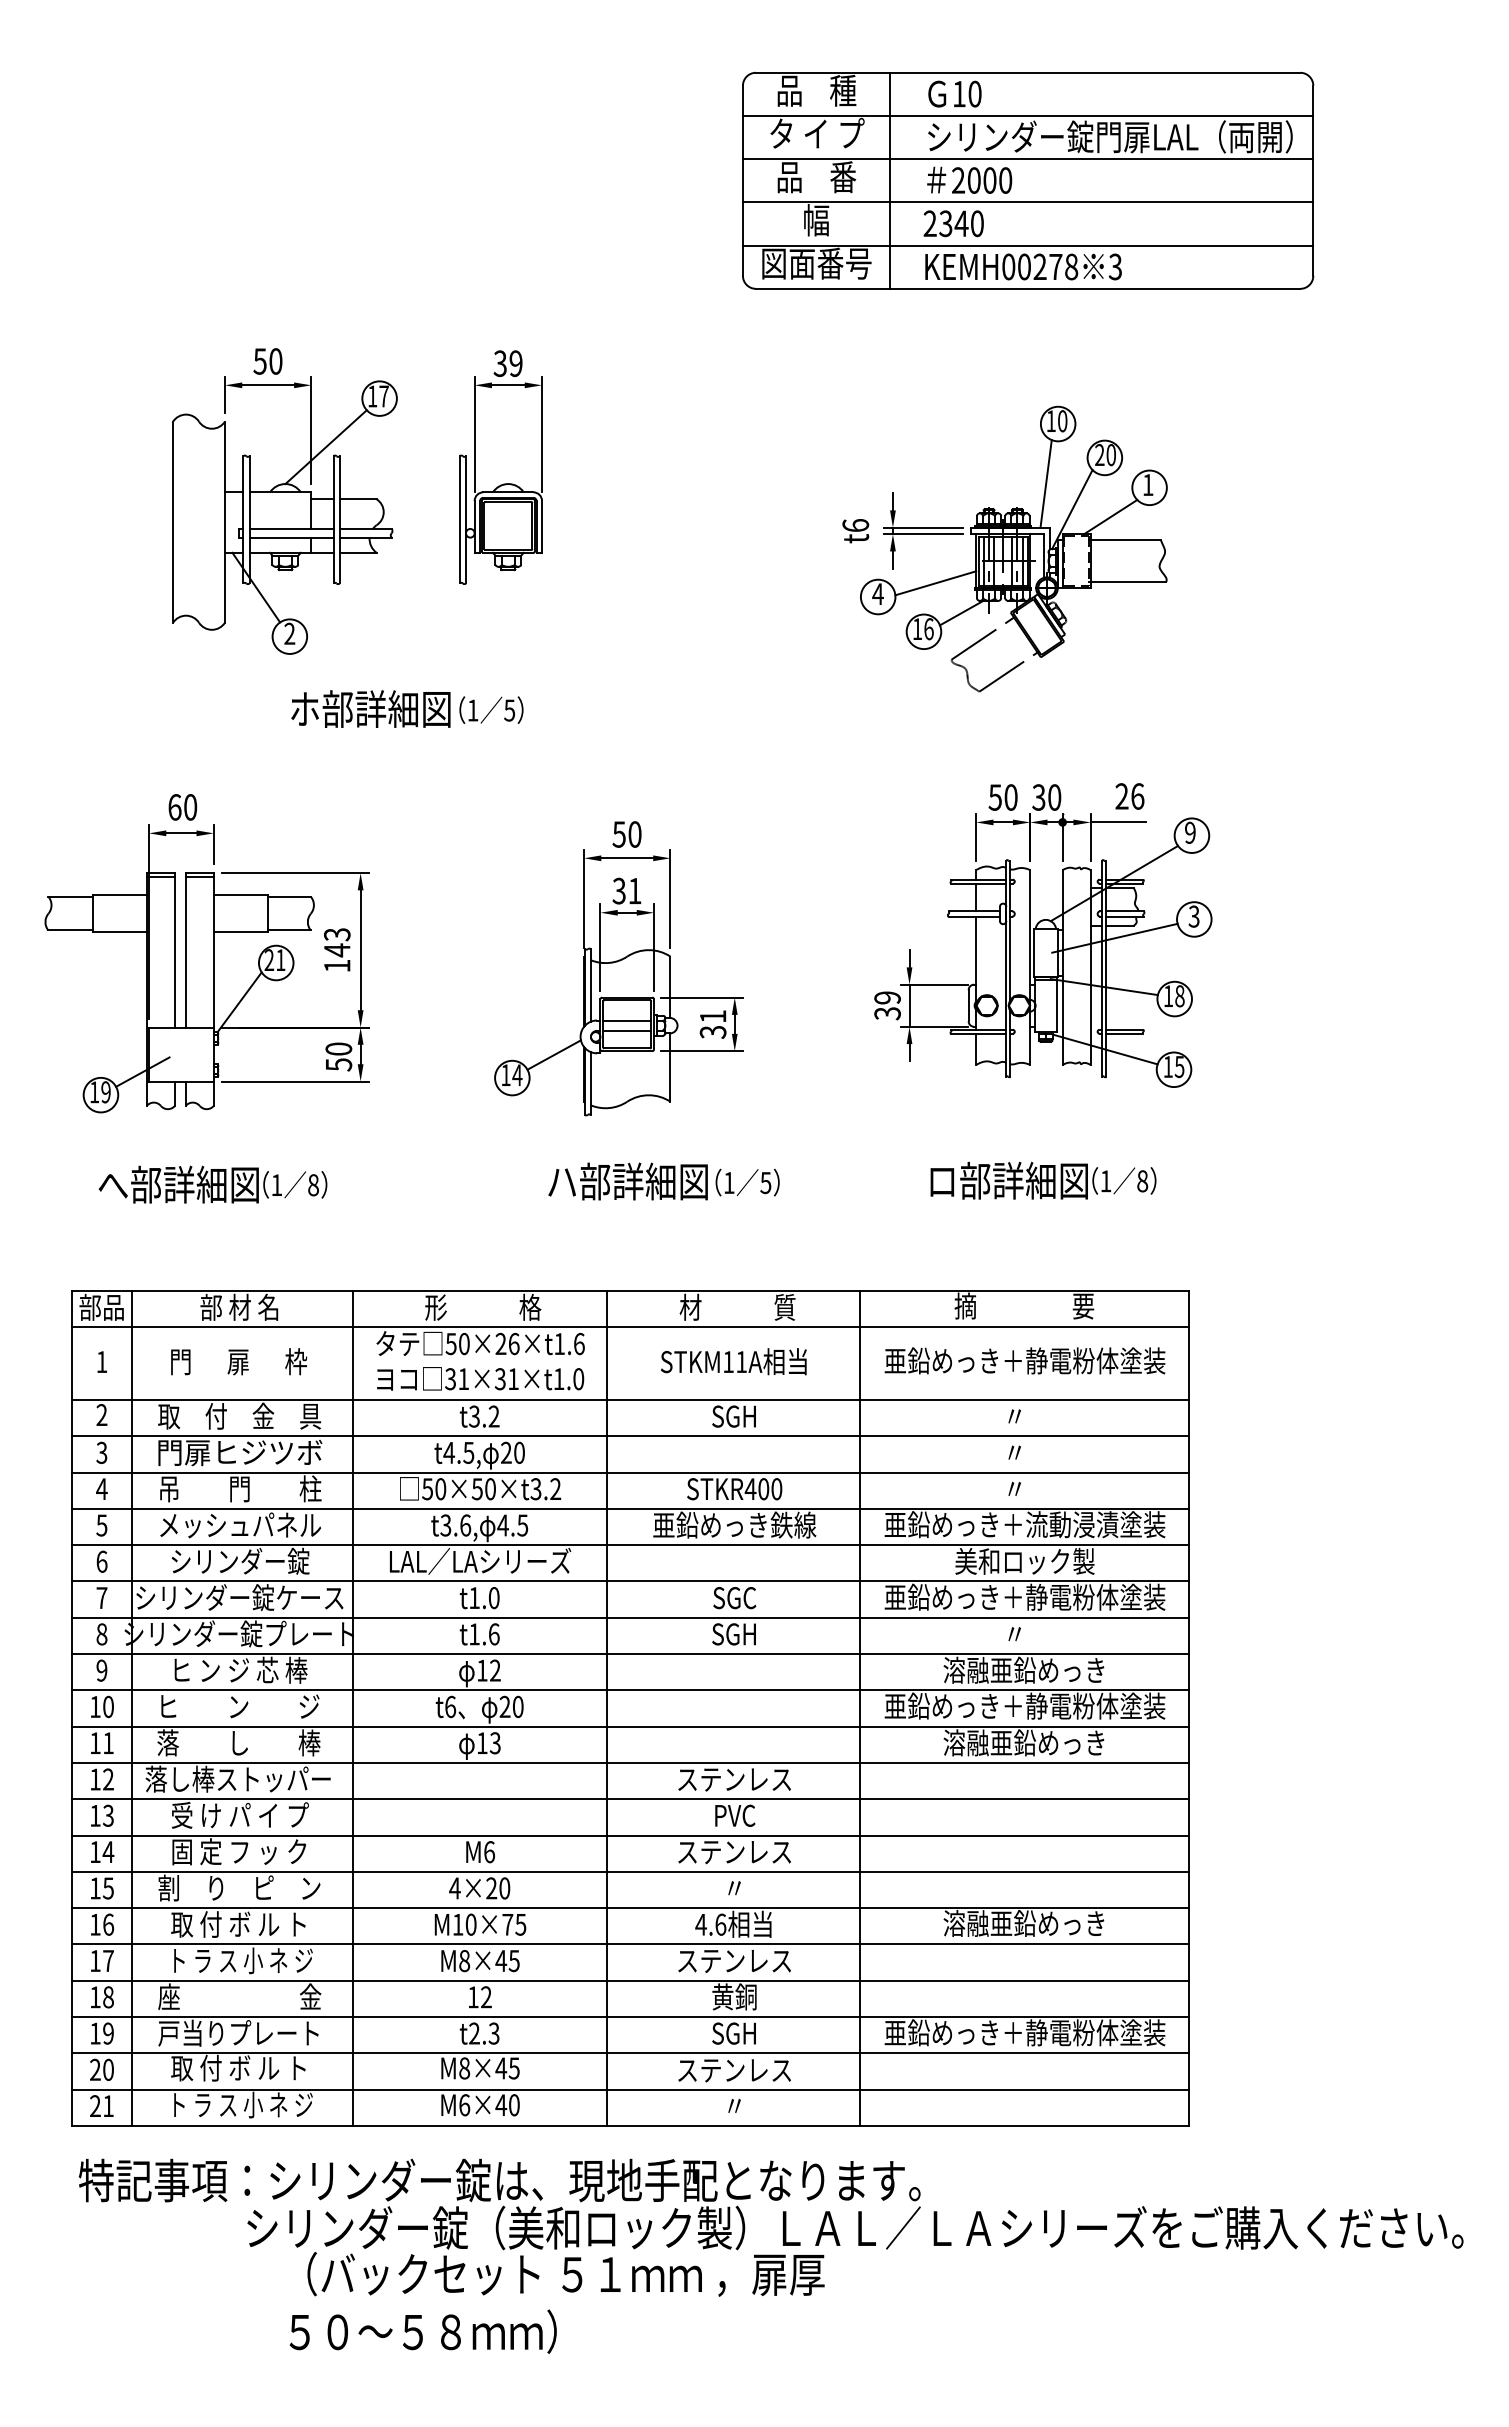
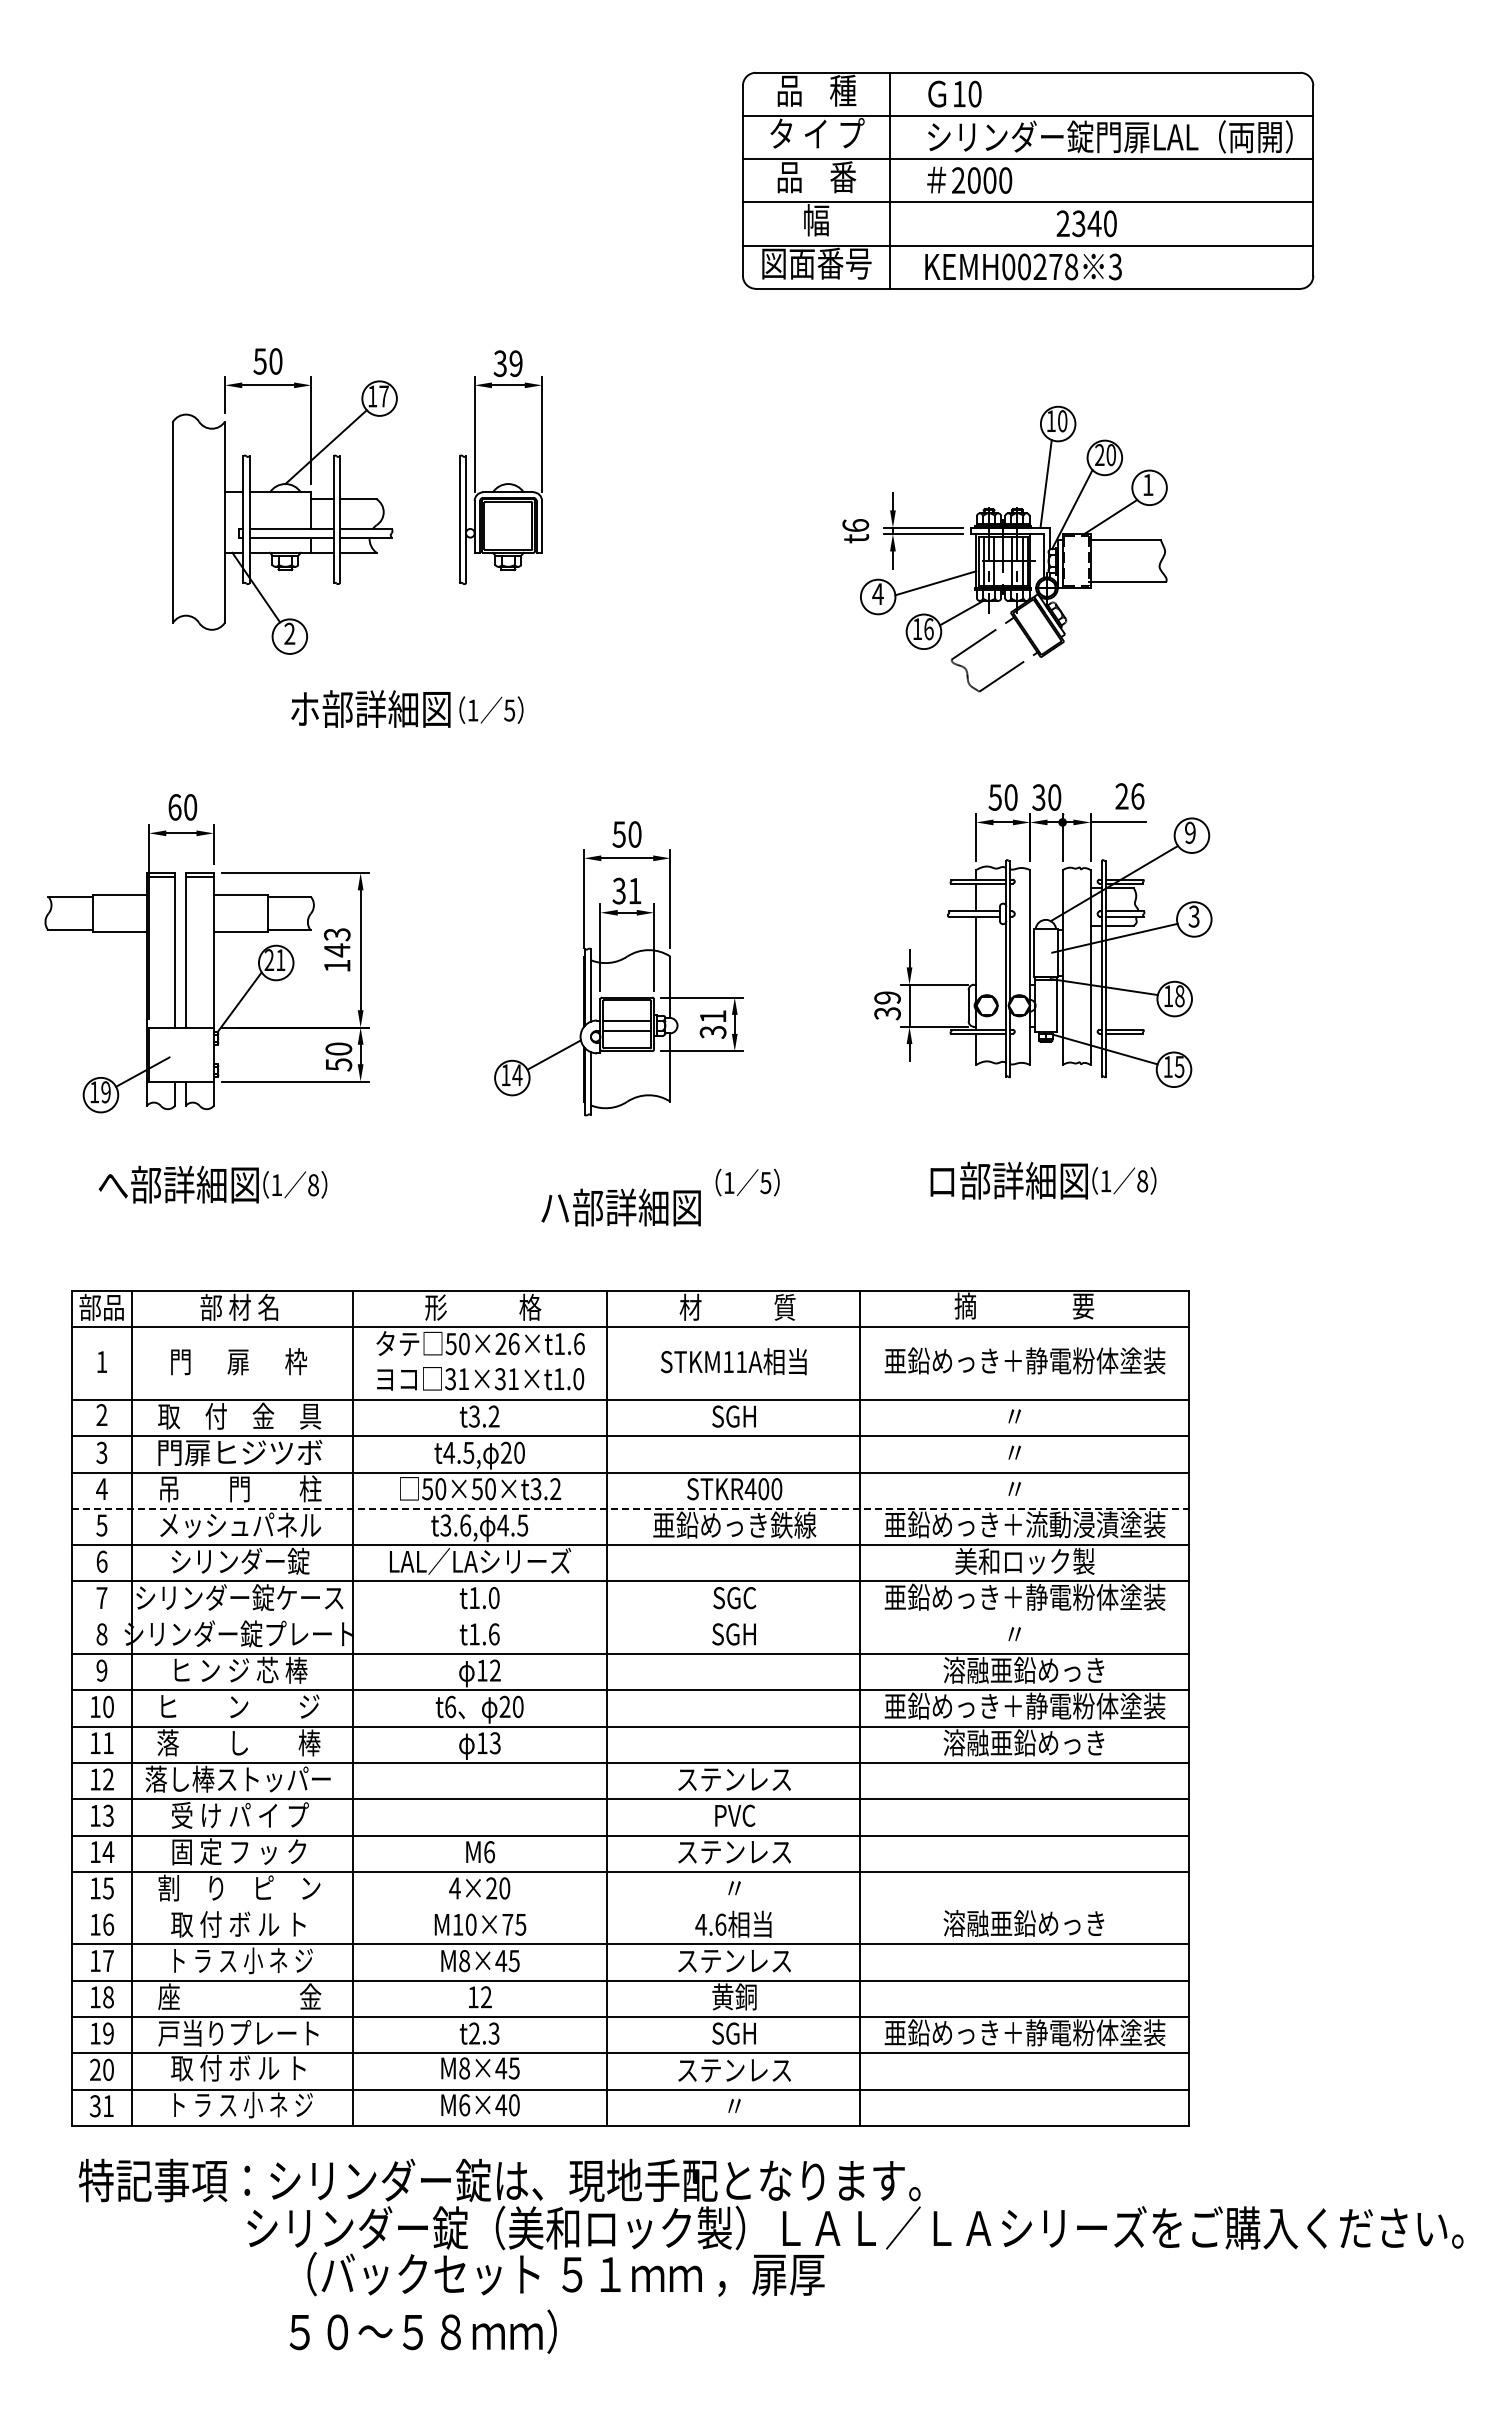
text position: (953, 223) -> (1086, 223) (1086, 223)
text position: (627, 1181) -> (620, 1207) (620, 1207)
line: solid -> dashed (630, 1508)
line: present -> none (629, 1617)
line: present -> none (629, 1908)
text: 21 -> 31 (94, 2106)
